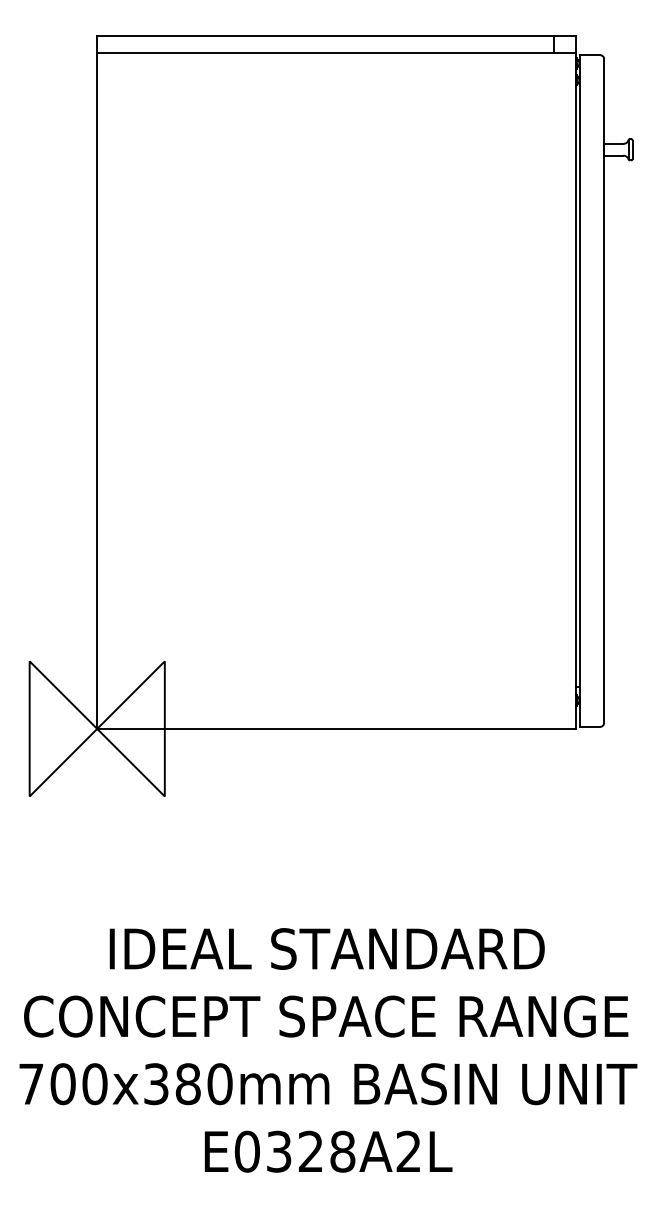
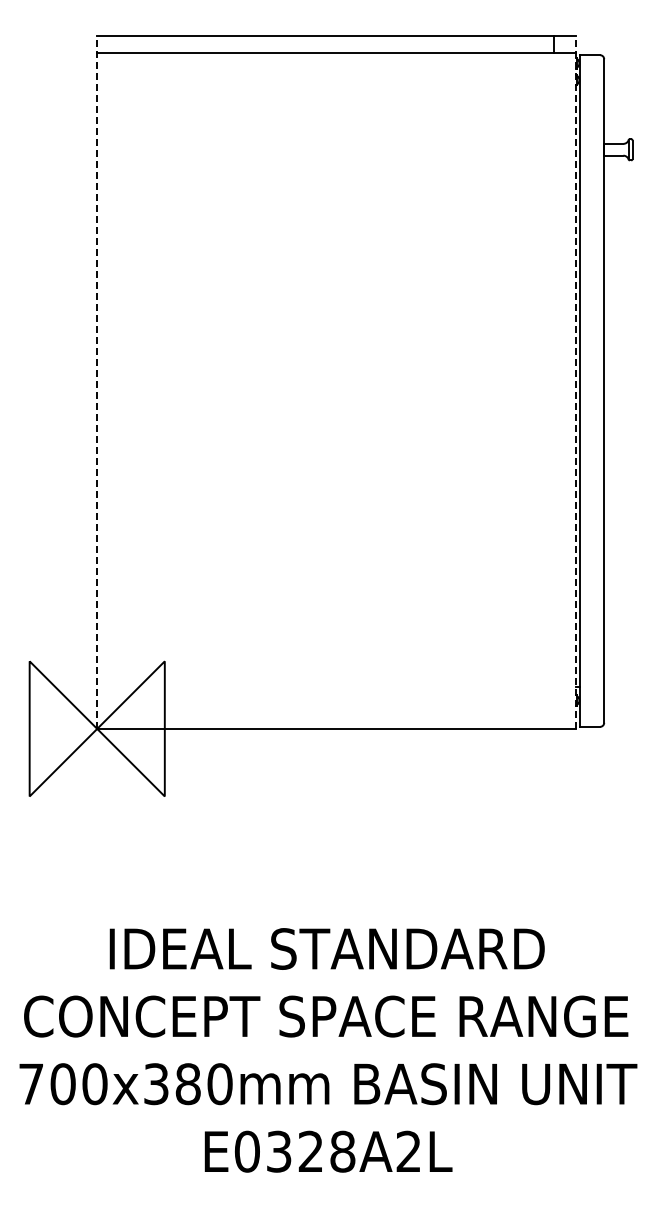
line: solid -> dashed (97, 382)
line: solid -> dashed (575, 382)
